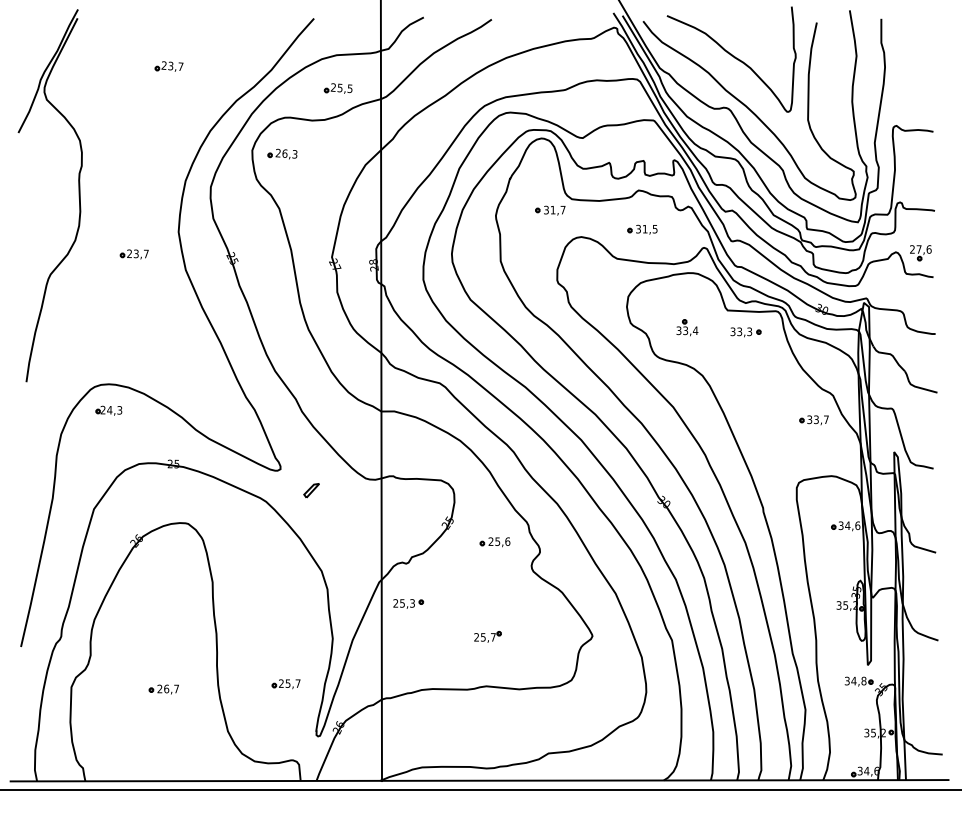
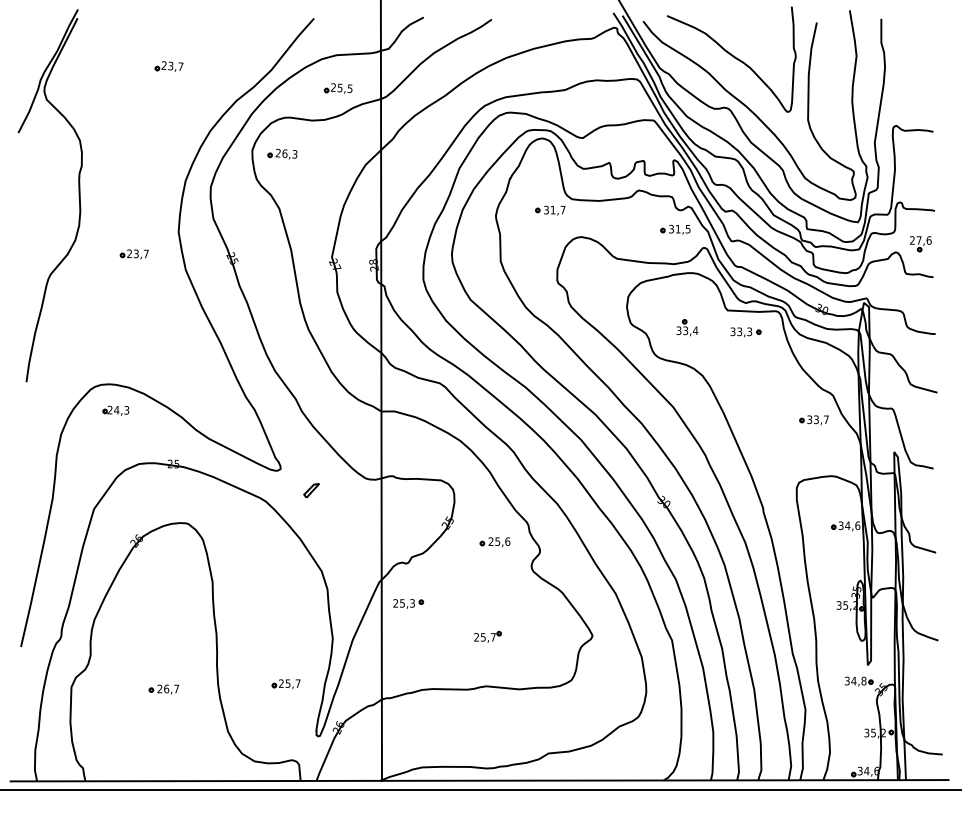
part position: (642, 229) -> (675, 229) (675, 229)
part position: (920, 253) -> (920, 244) (920, 244)
part position: (108, 410) -> (115, 410) (115, 410)
